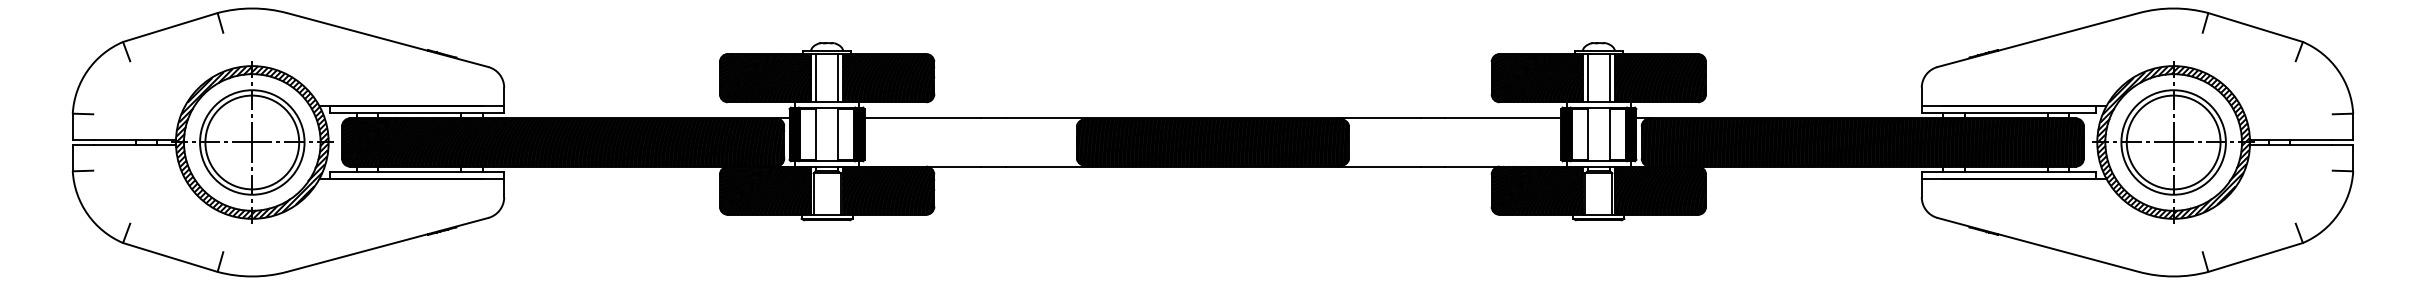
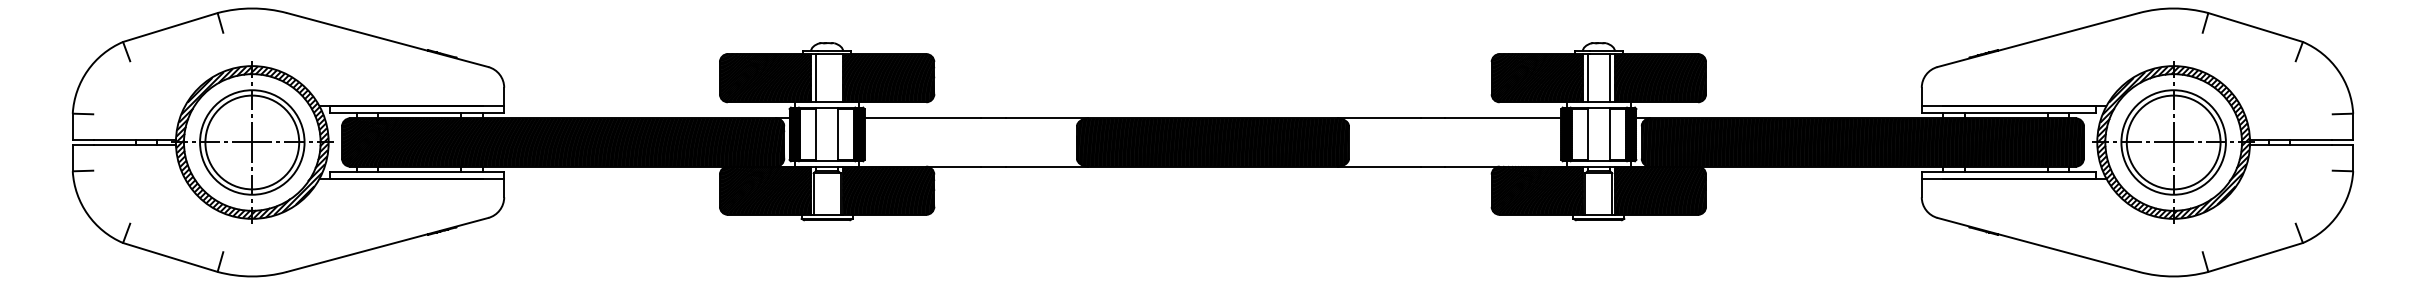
line: present -> none (837, 78)
